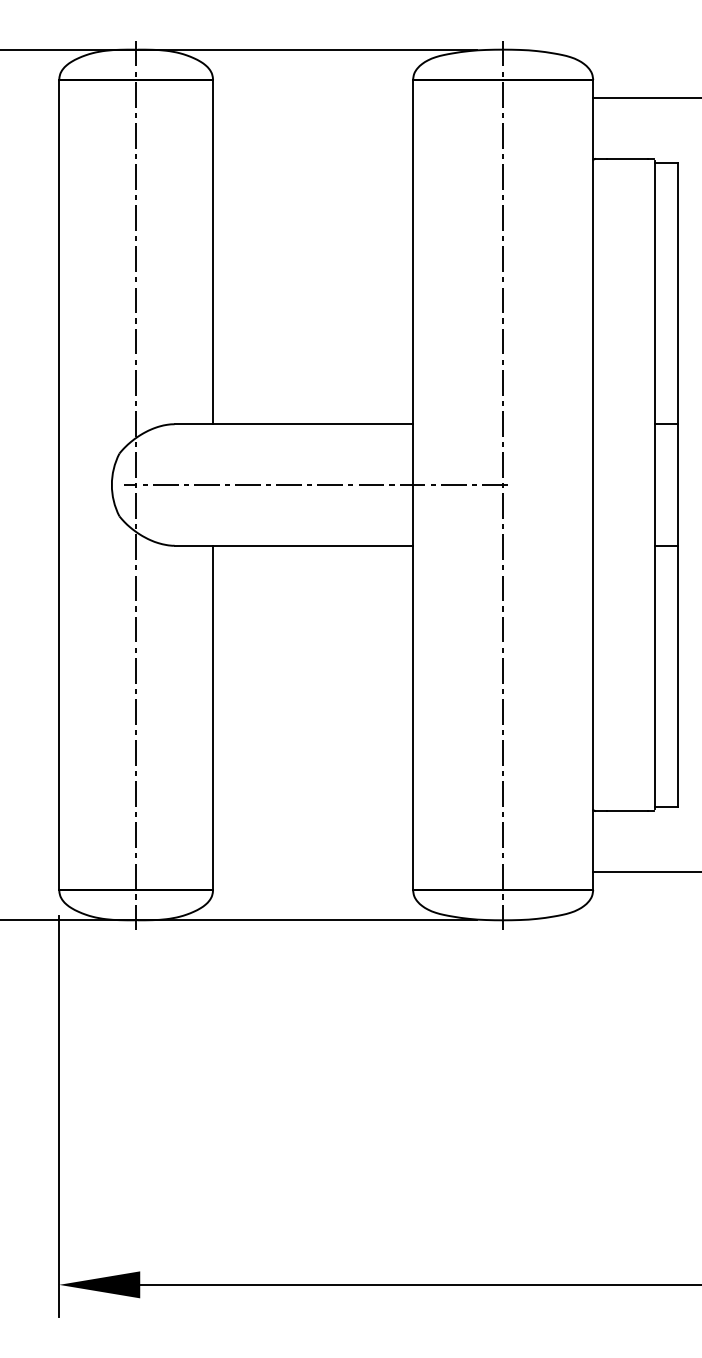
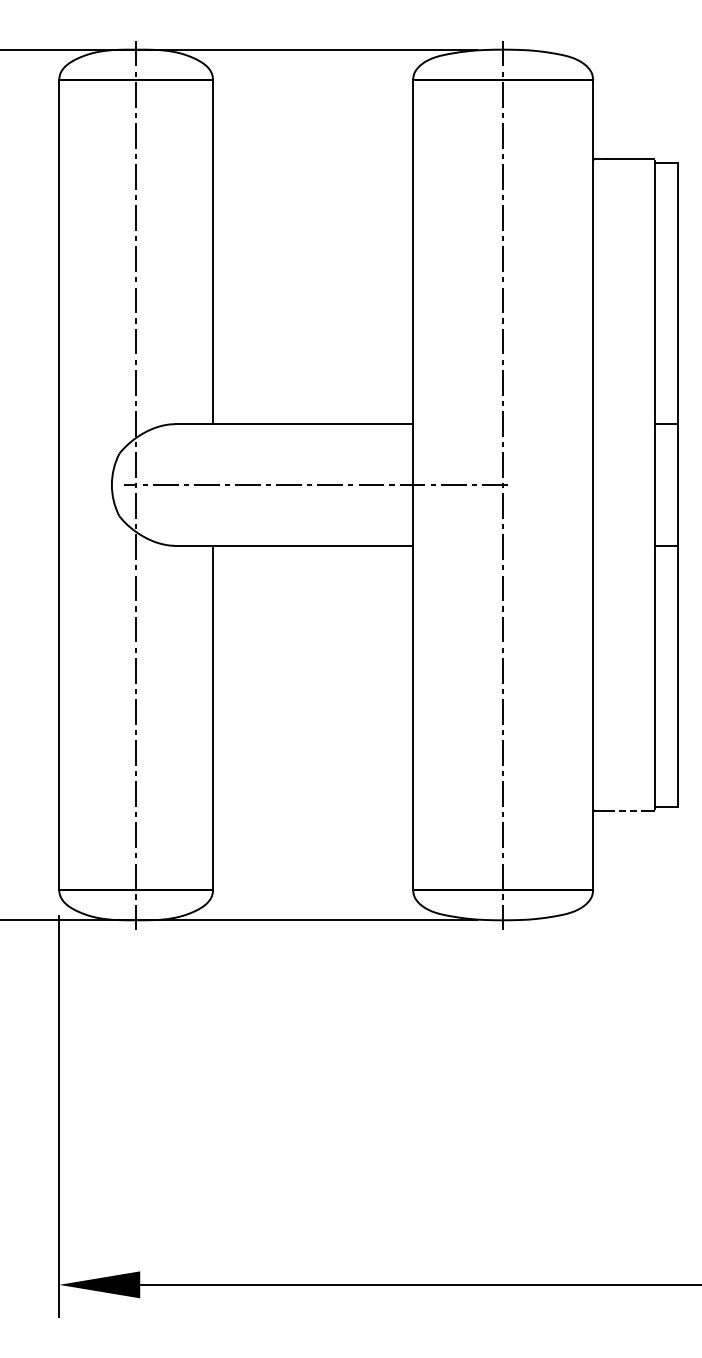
line: present -> none (645, 98)
line: solid -> dashed (626, 810)
line: present -> none (645, 871)
